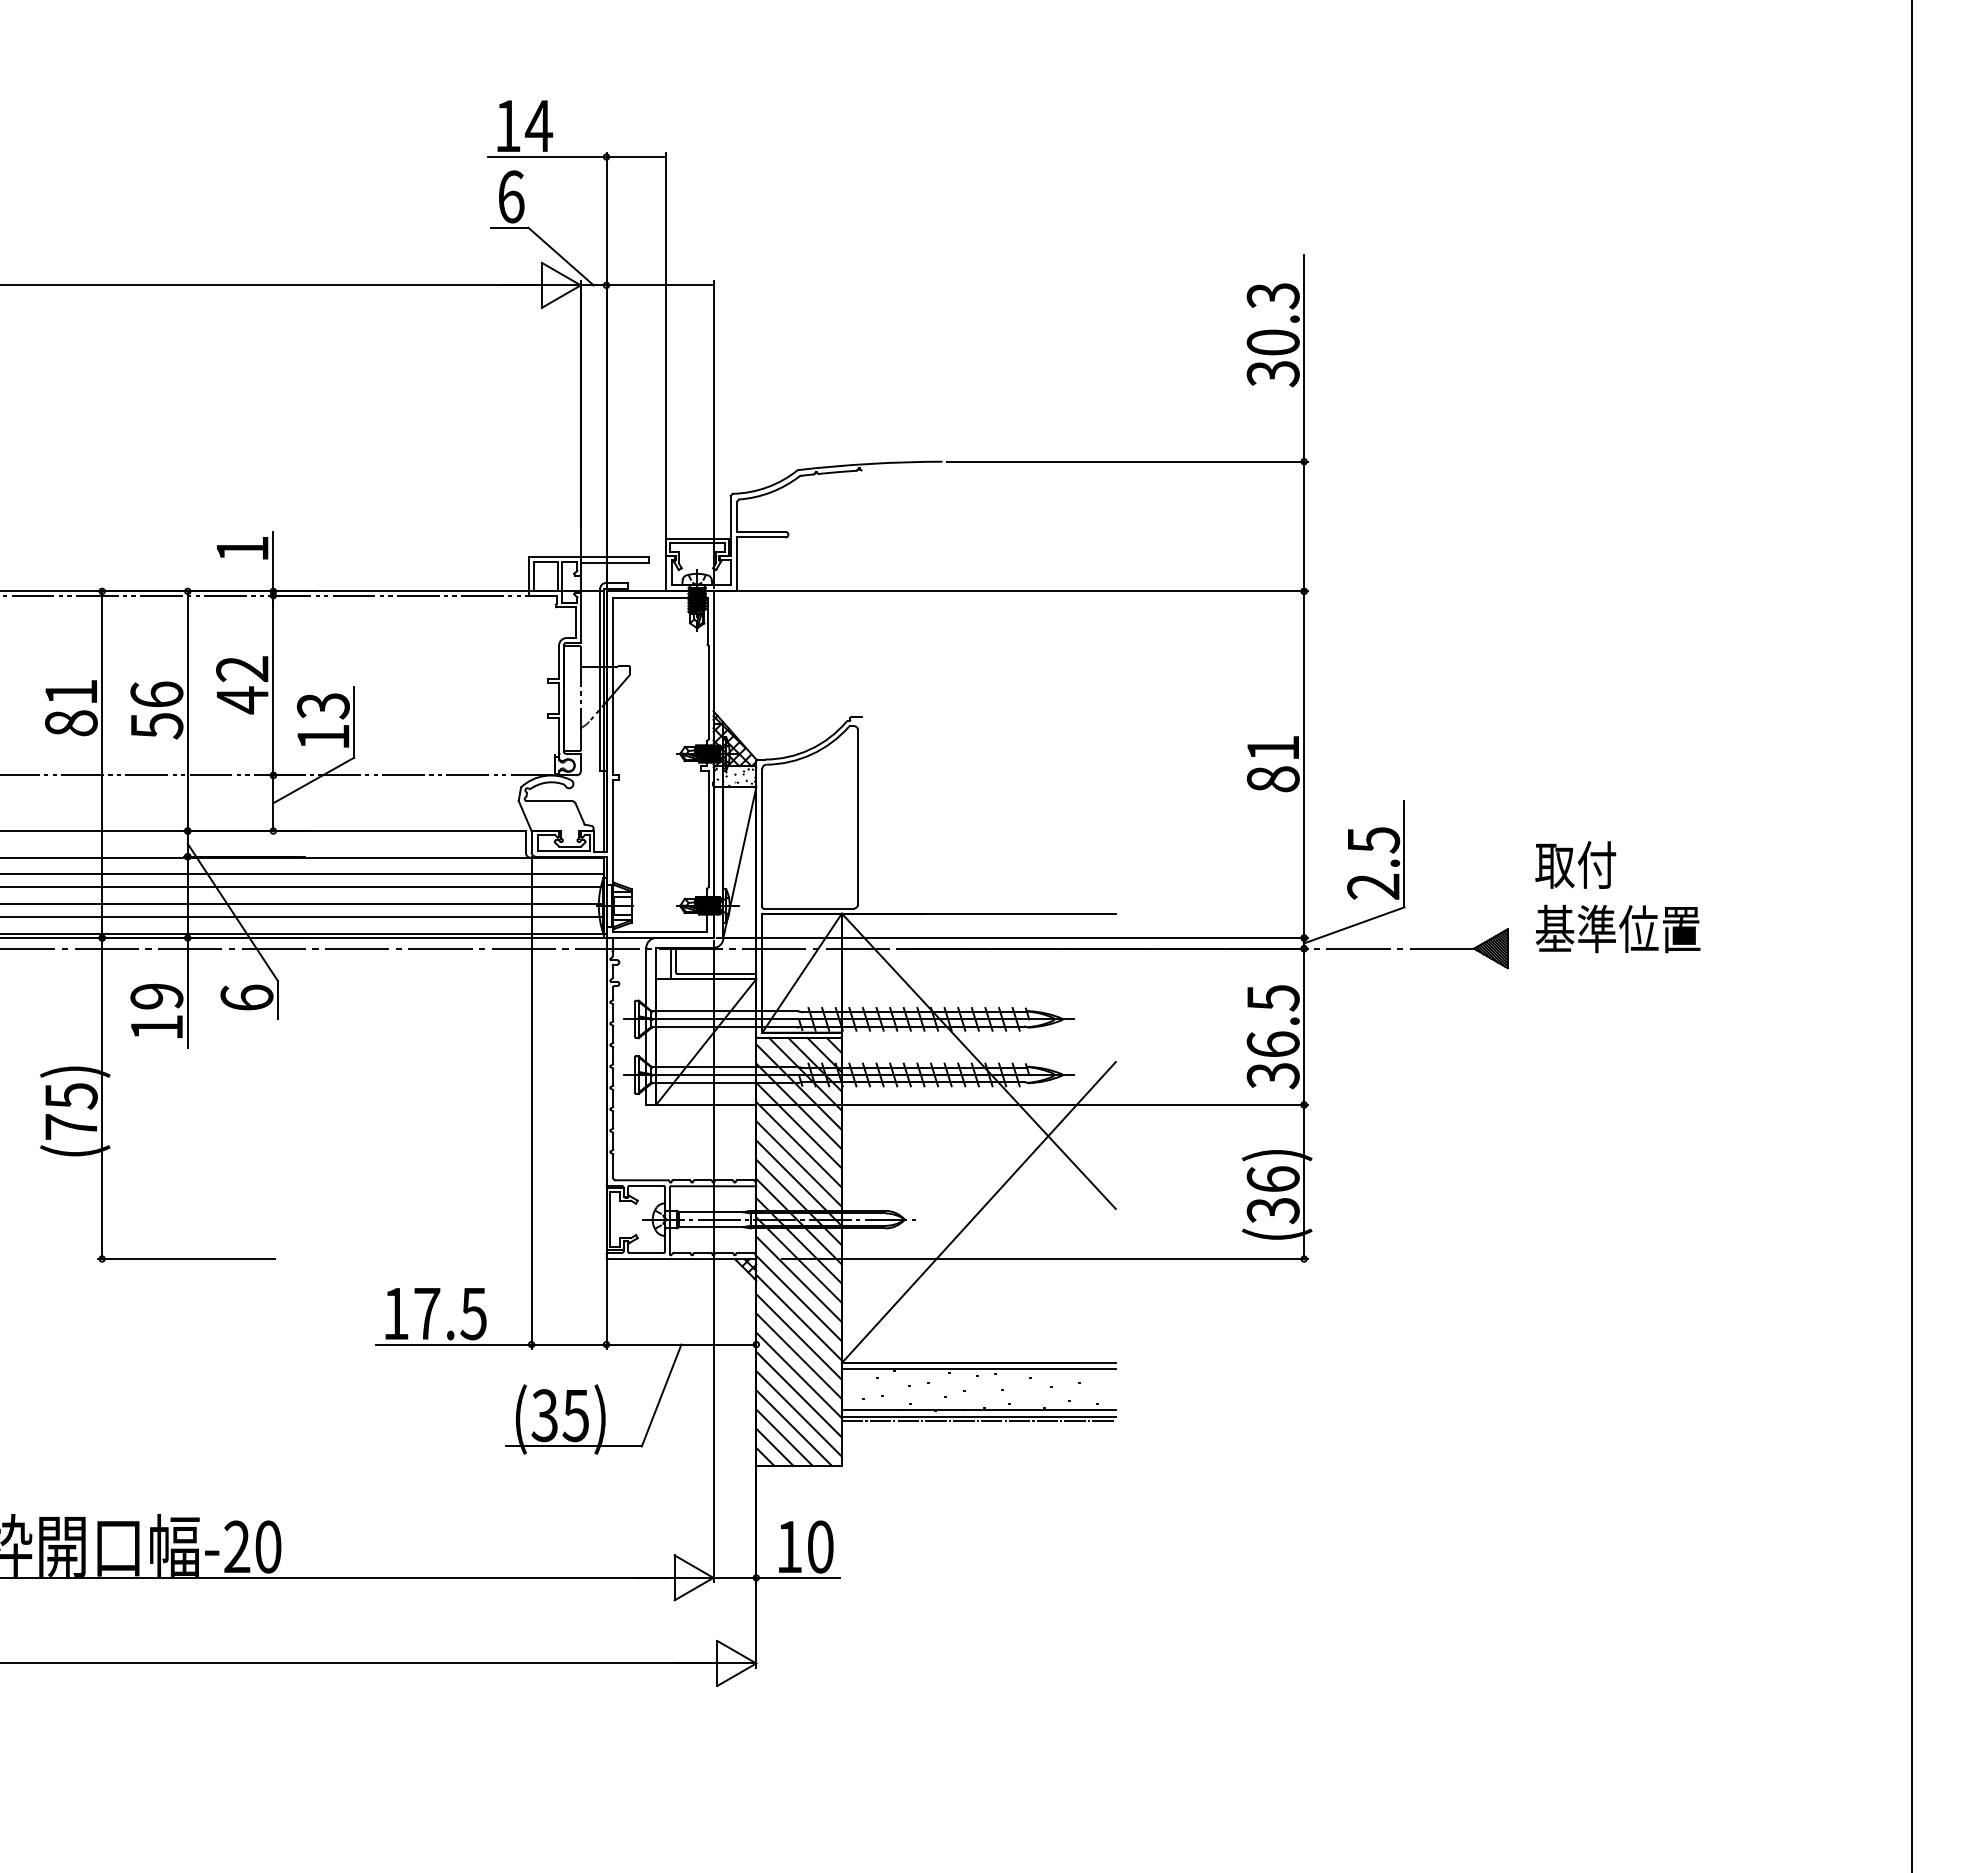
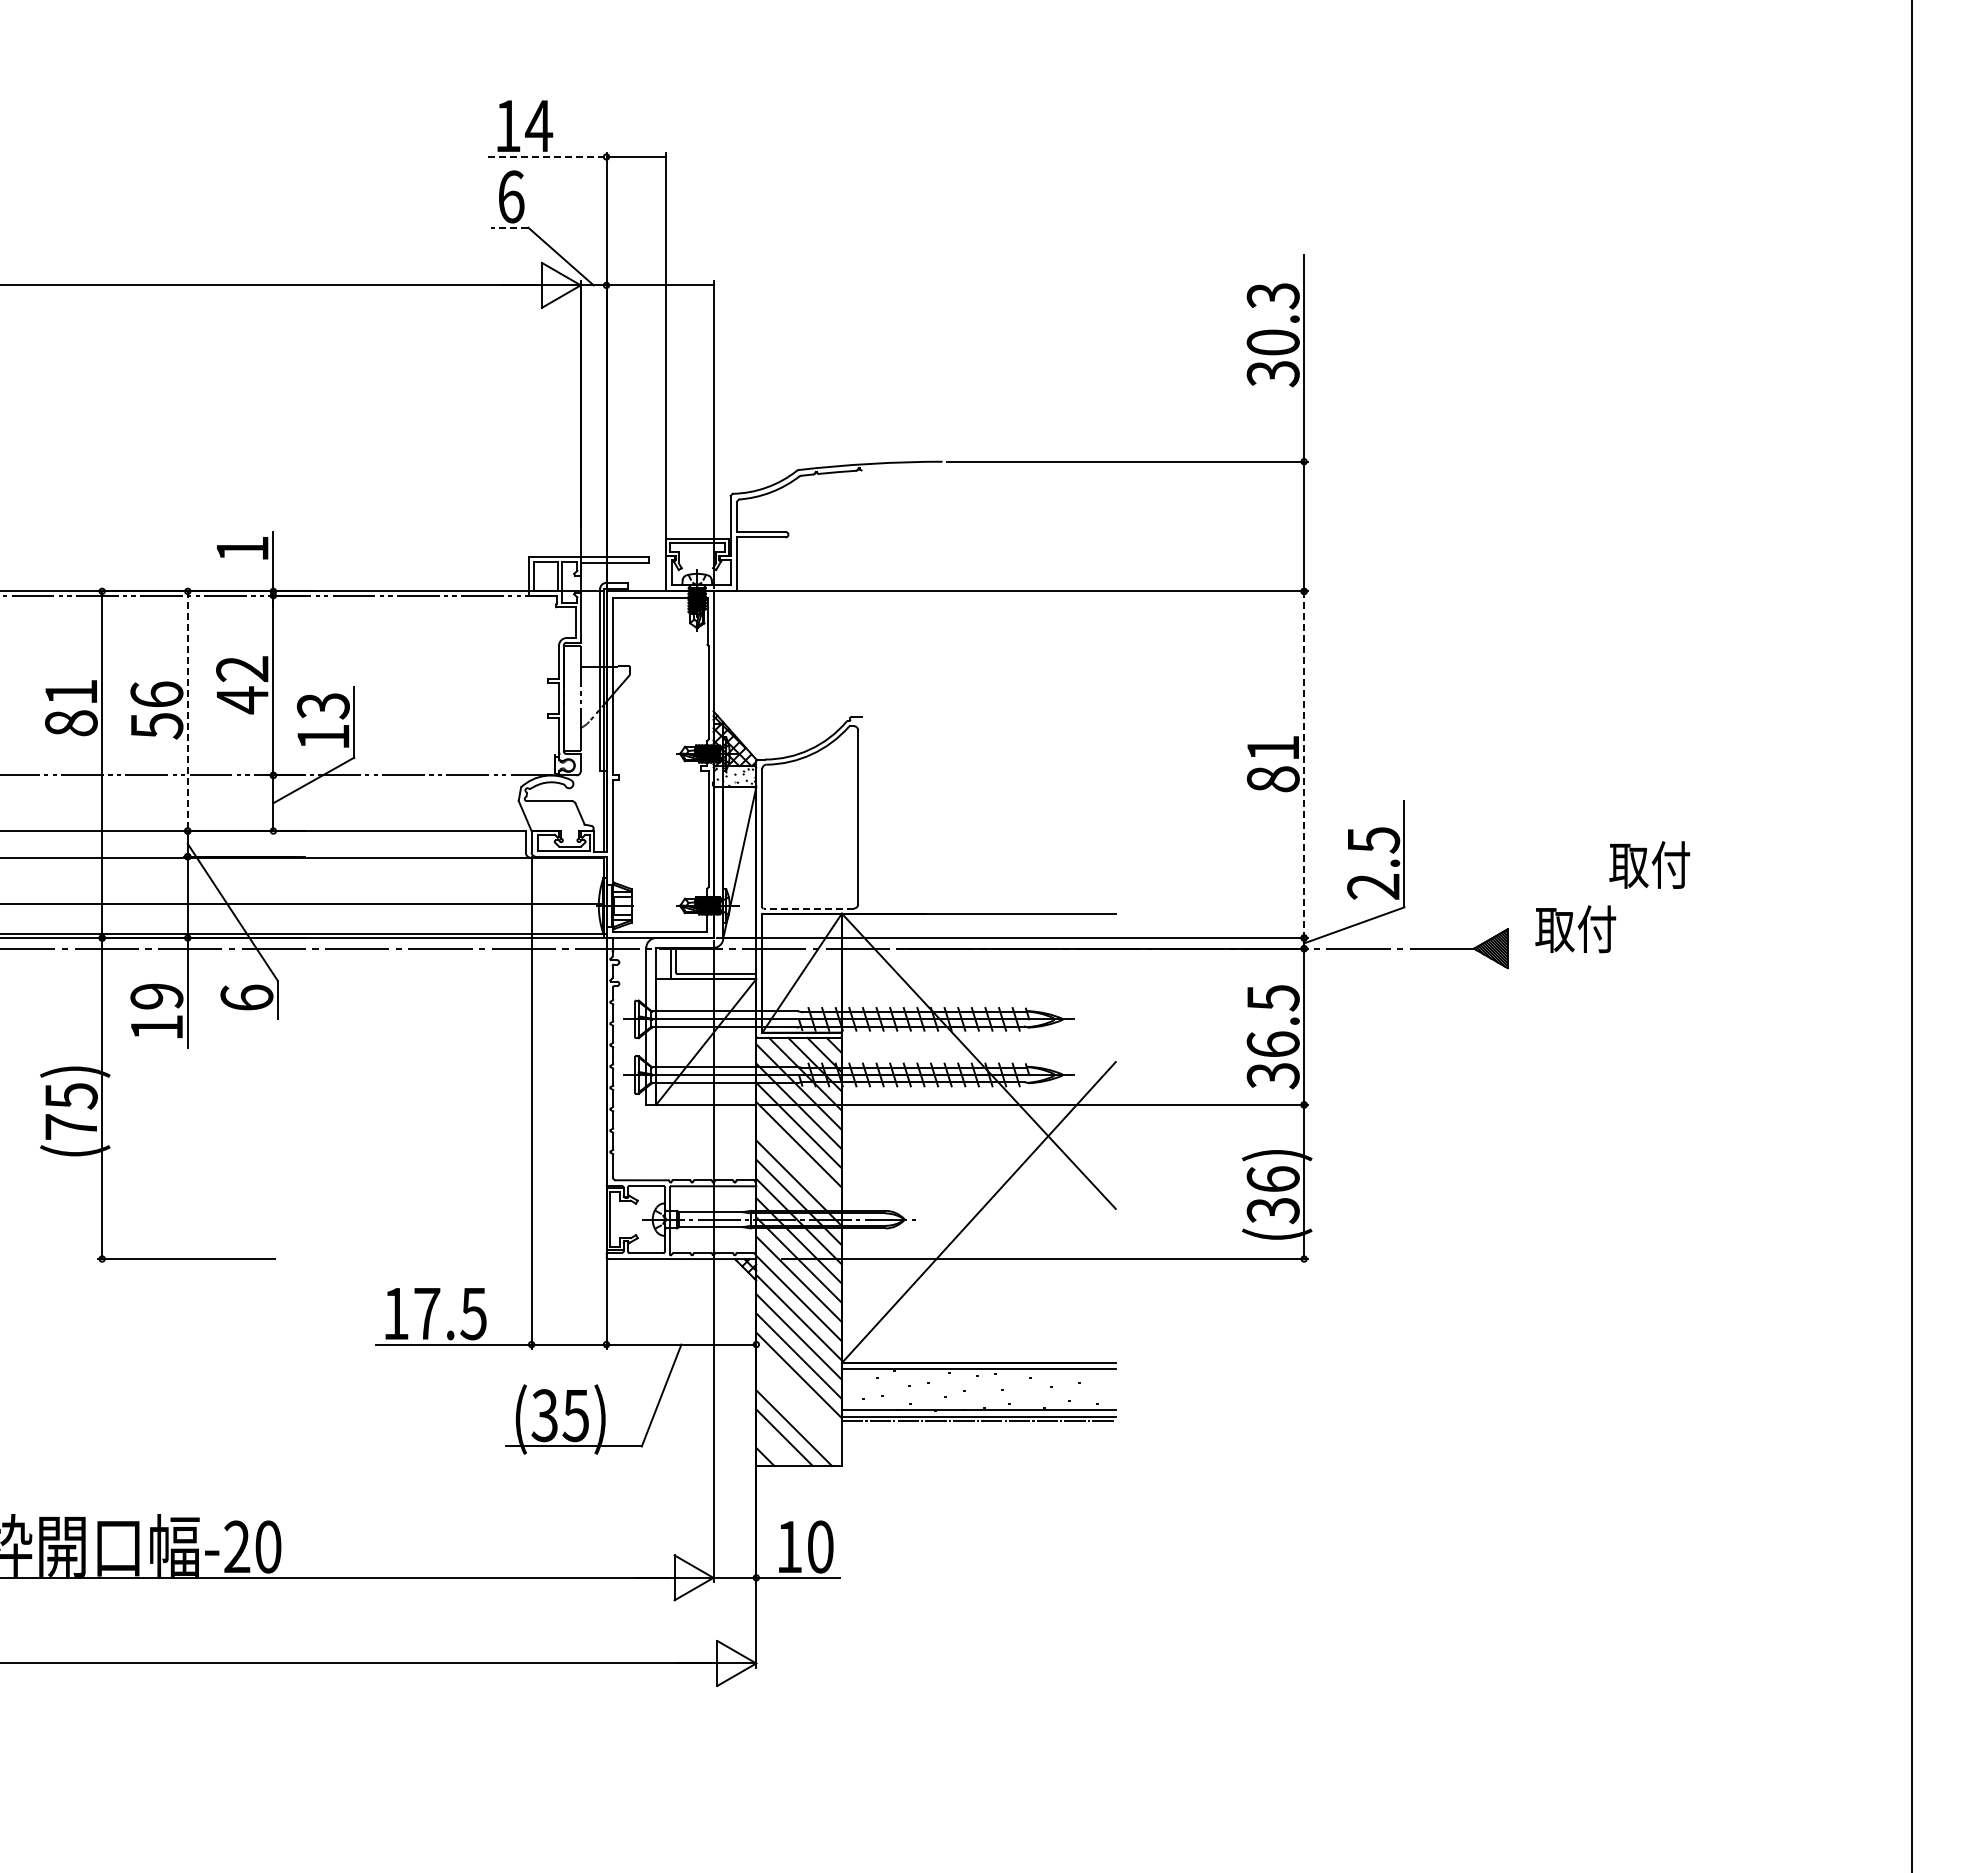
line: solid -> dashed (547, 156)
line: solid -> dashed (509, 227)
line: solid -> dashed (187, 711)
line: solid -> dashed (1304, 765)
text position: (1575, 864) -> (1649, 864) (1649, 864)
line: present -> none (303, 873)
line: present -> none (303, 886)
line: solid -> dashed (808, 908)
line: present -> none (303, 916)
text: 基準位置 -> 取付 (1617, 928)
line: present -> none (798, 1163)
line: present -> none (798, 1394)
line: present -> none (798, 1413)
line: present -> none (774, 1446)
